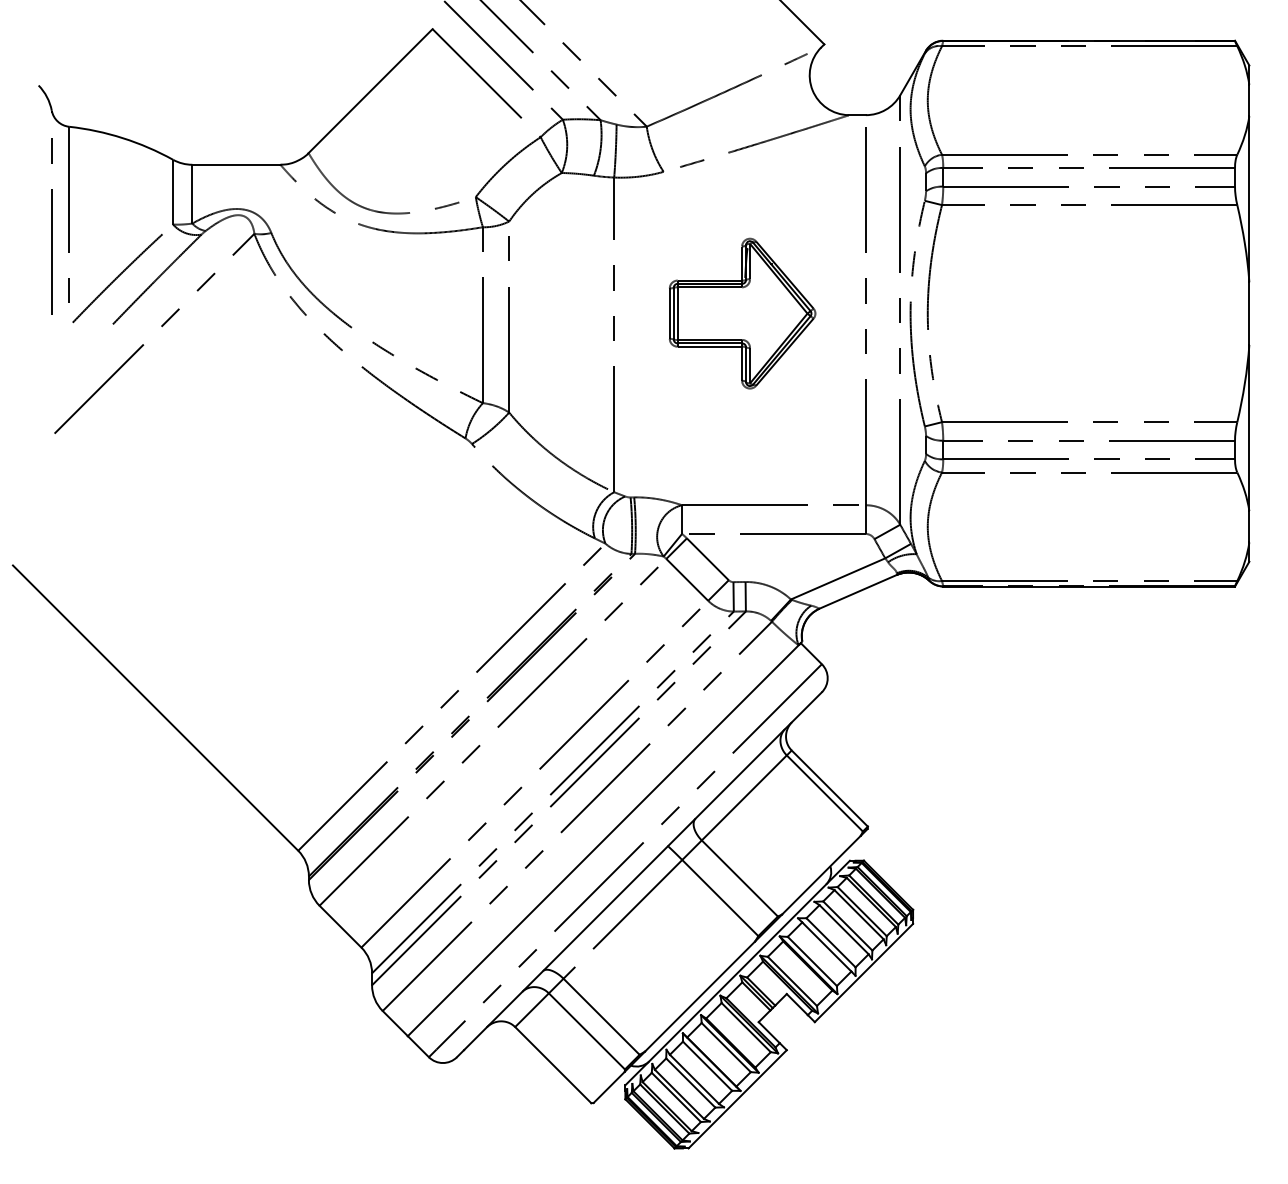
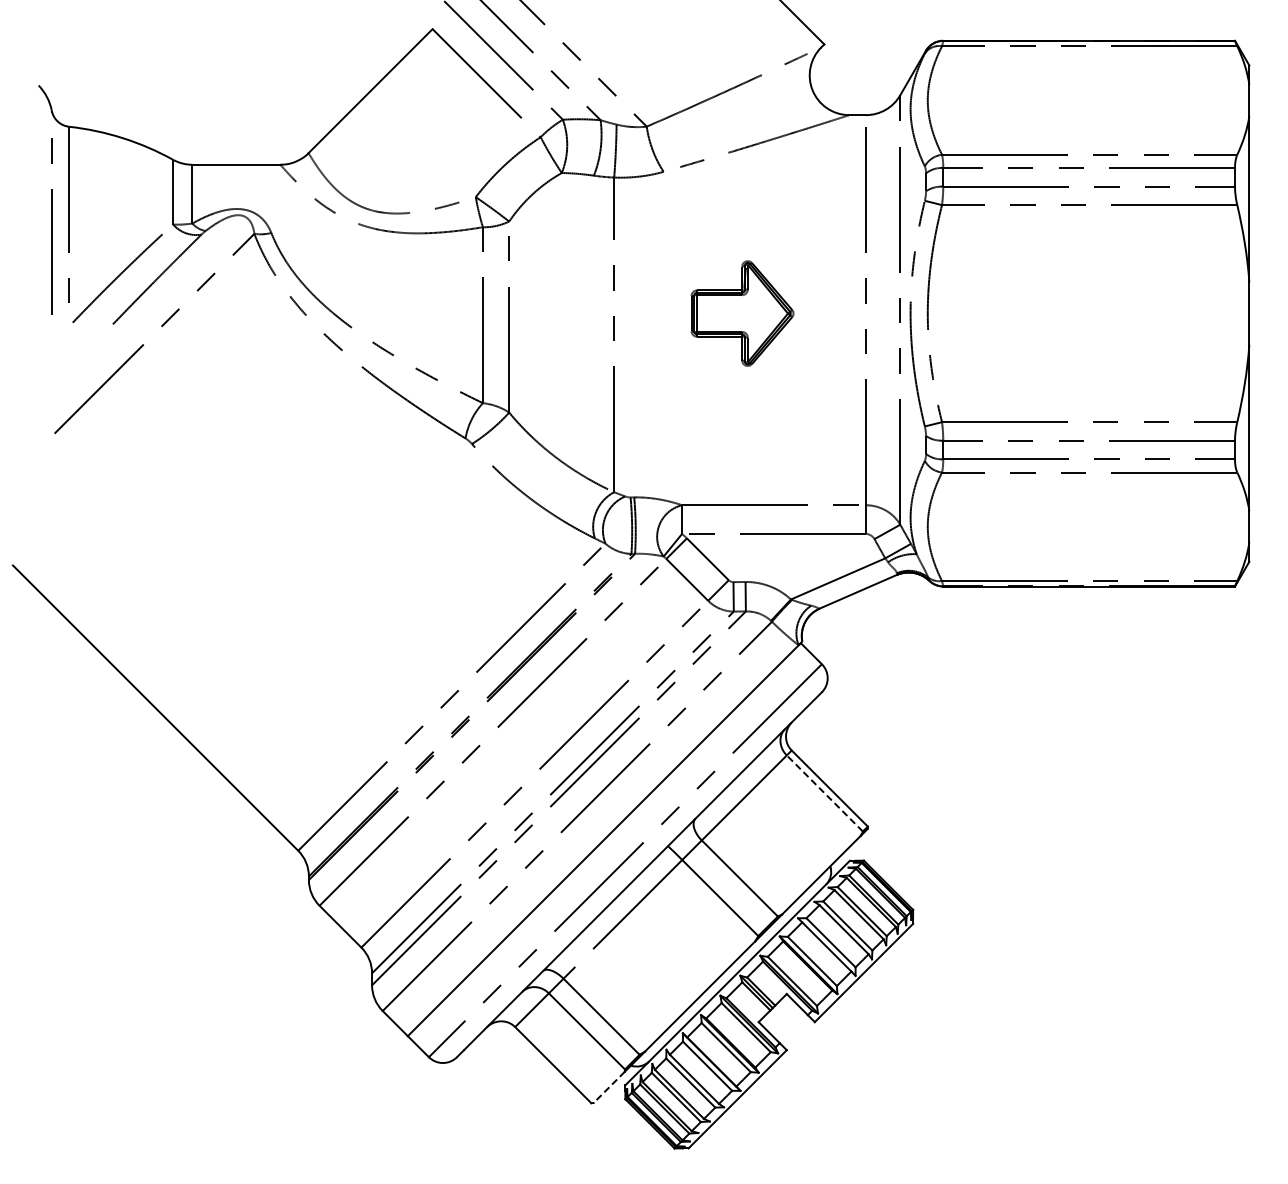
part size: 149x153 px -> 105x107 px (742, 313)
line: solid -> dashed (824, 793)
line: solid -> dashed (608, 1087)
